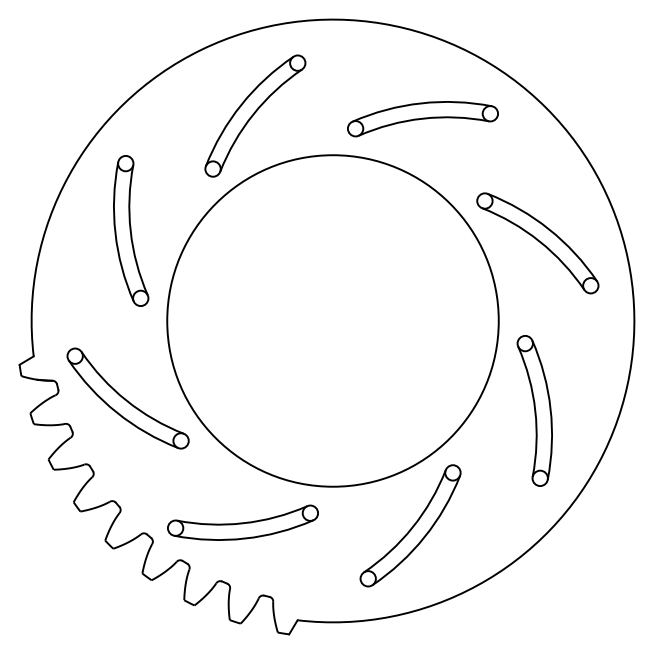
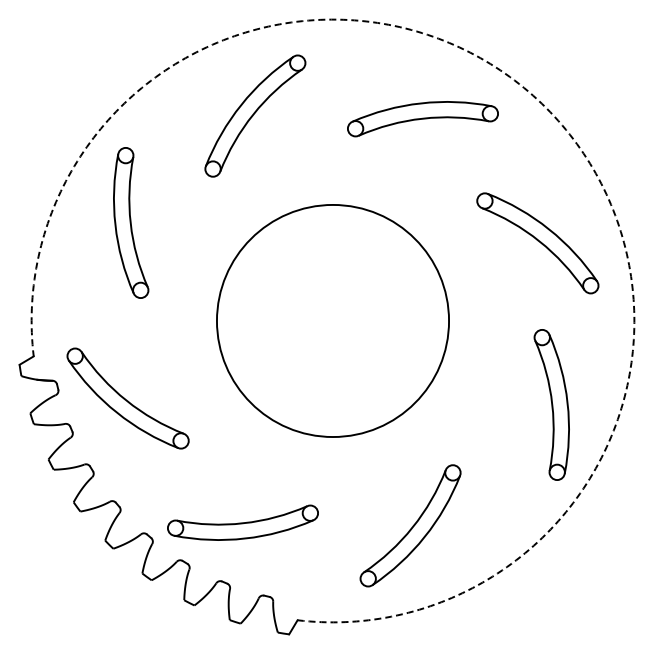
arc: solid -> dashed (546, 107)
part position: (131, 230) -> (131, 222) (131, 222)
circle diameter: 332 px -> 232 px (332, 320)
part position: (534, 410) -> (551, 404) (551, 404)
